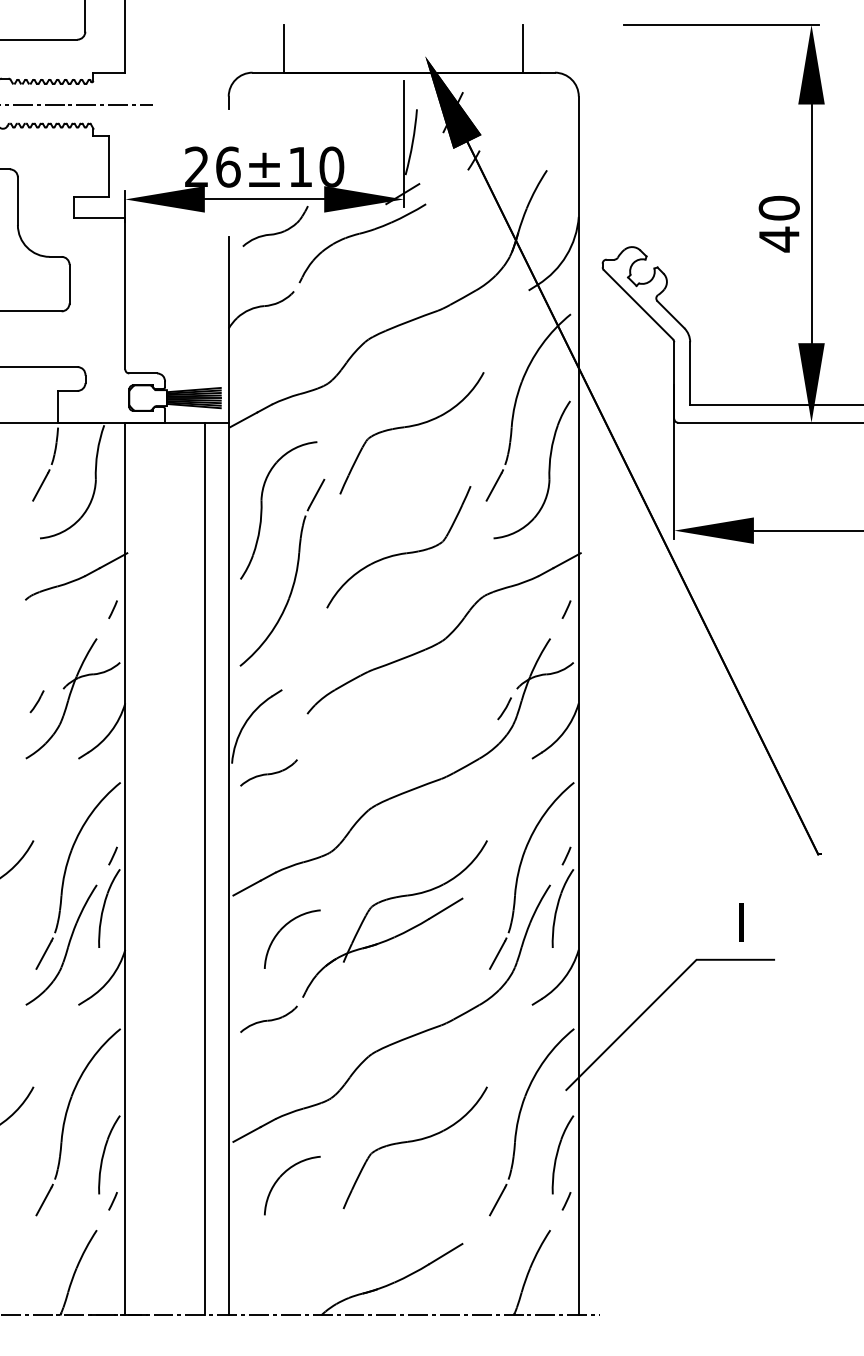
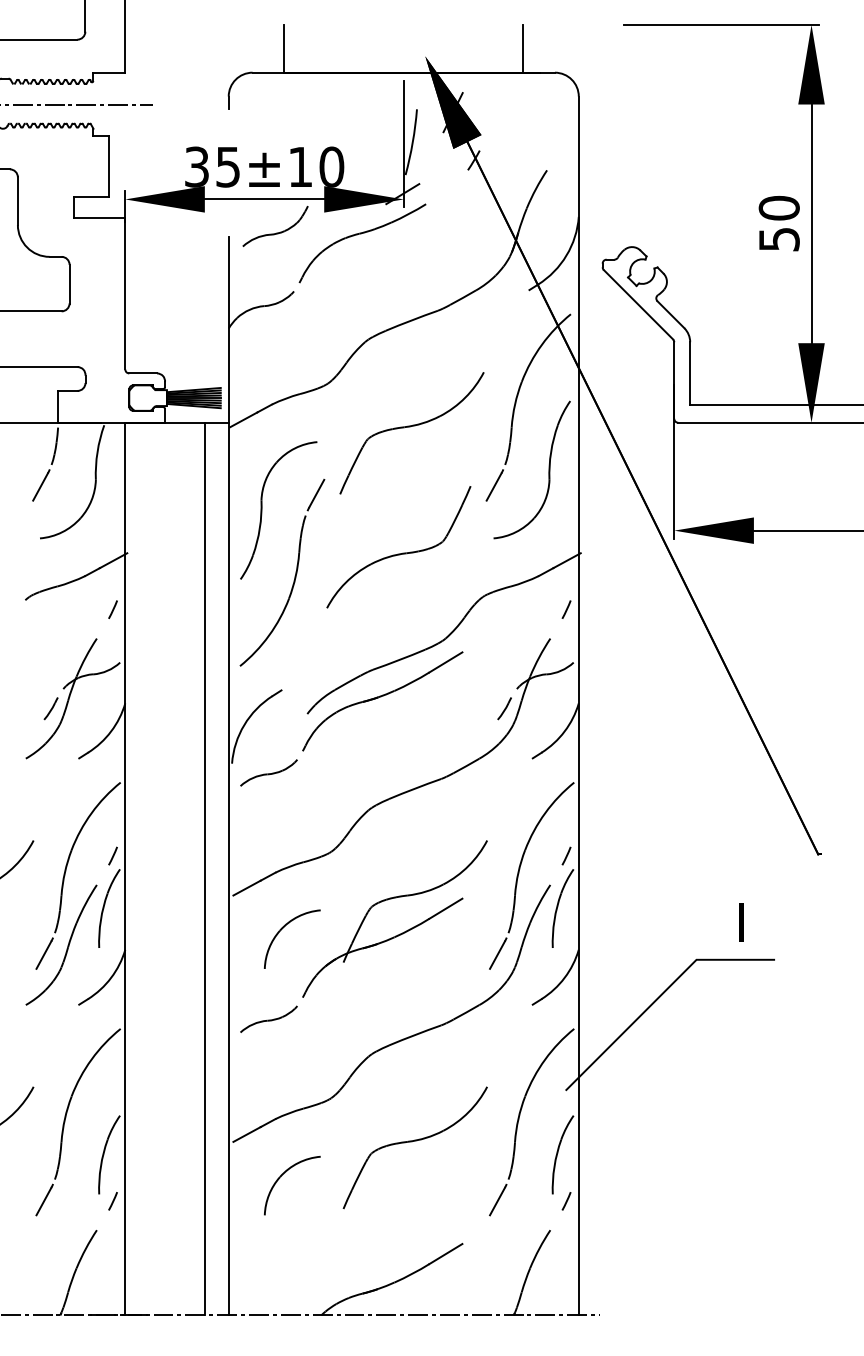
text: 26±10 -> 35±10 (212, 166)
text: 40 -> 50 (779, 239)
line position: (37, 701) -> (51, 708) (51, 708)
part: none -> present (382, 701)
